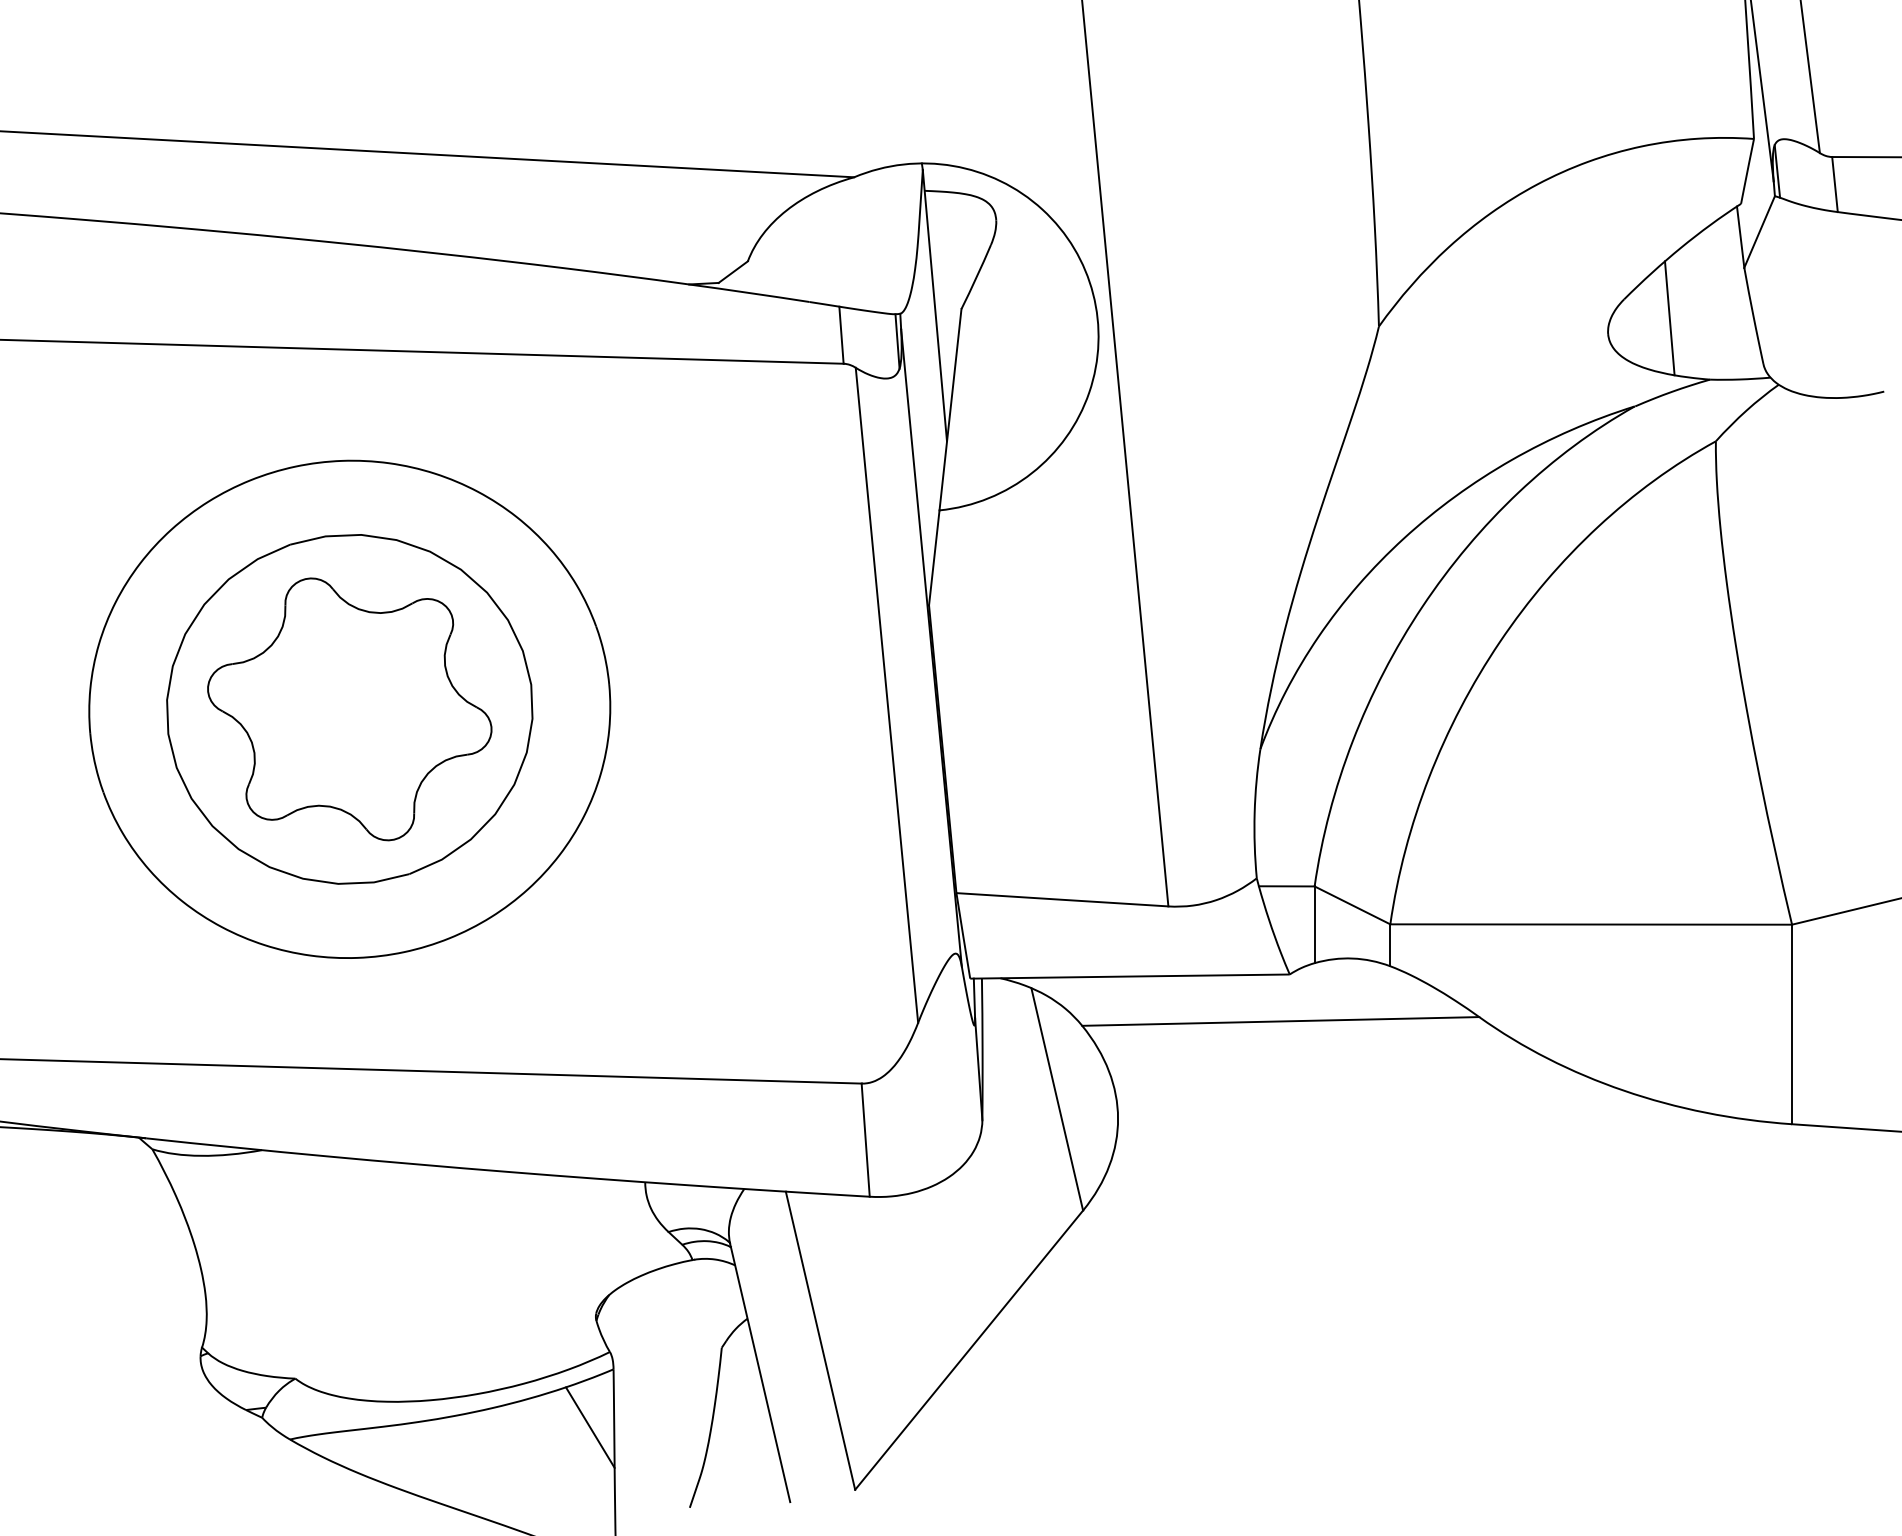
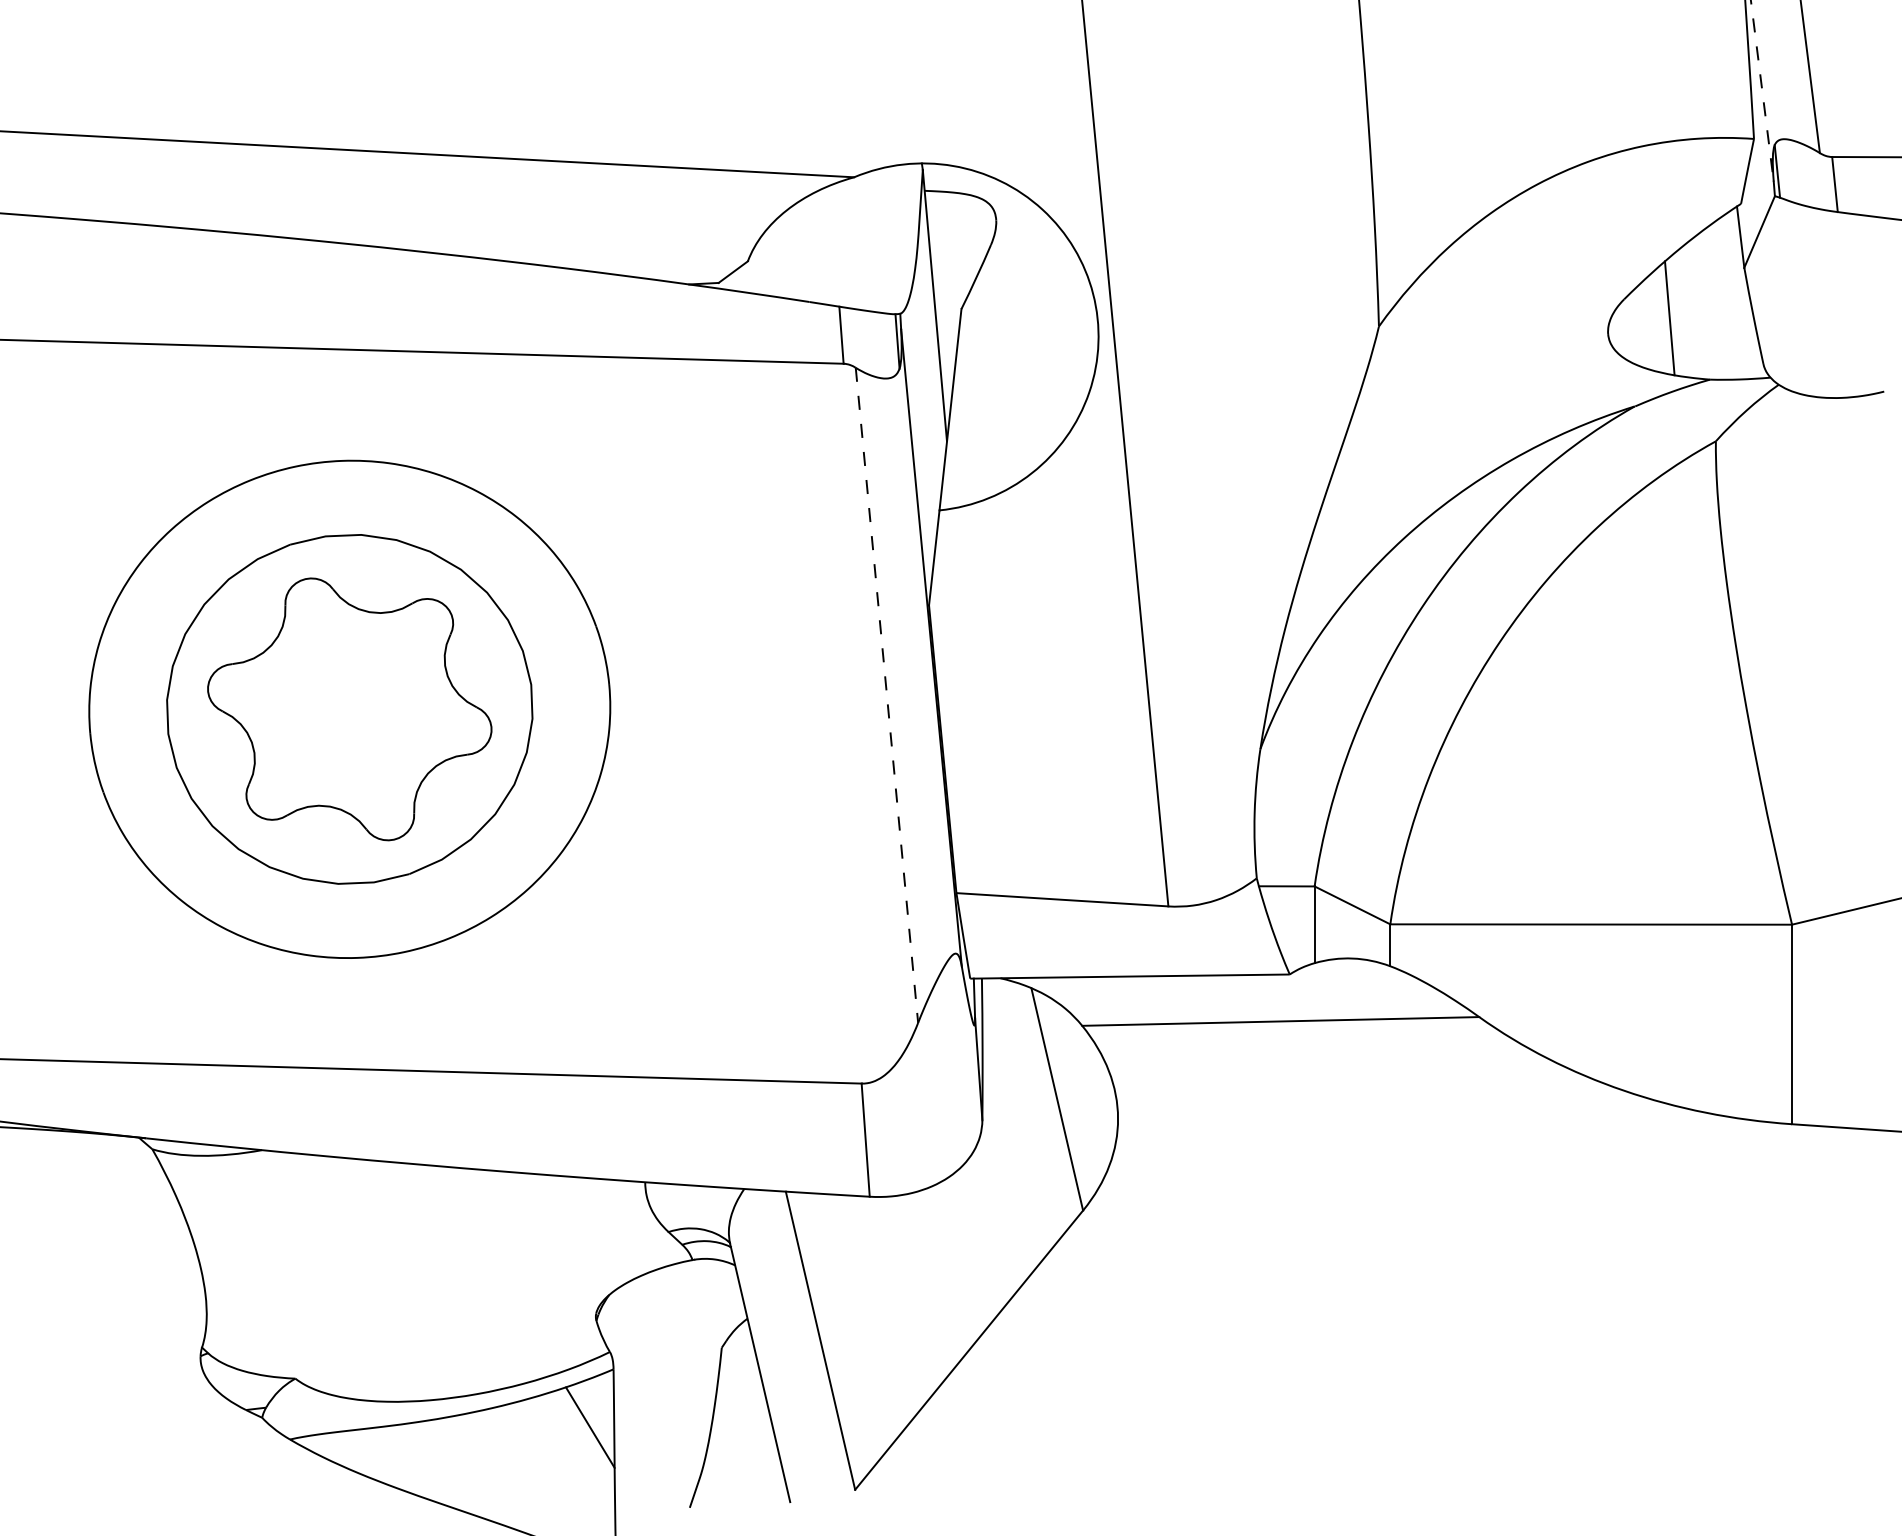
line: solid -> dashed (1762, 91)
line: solid -> dashed (887, 695)
